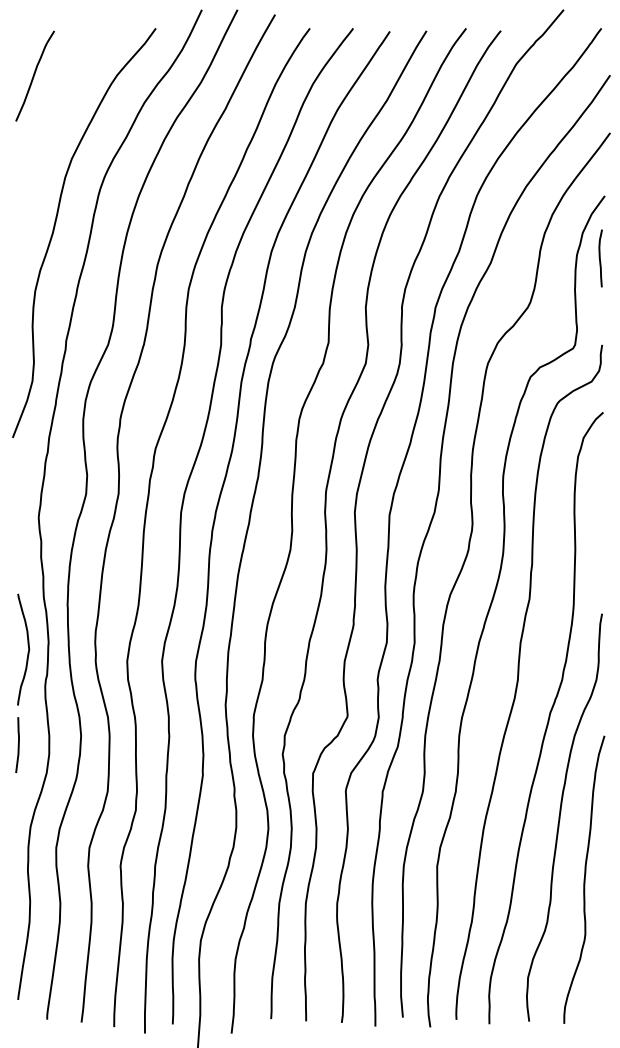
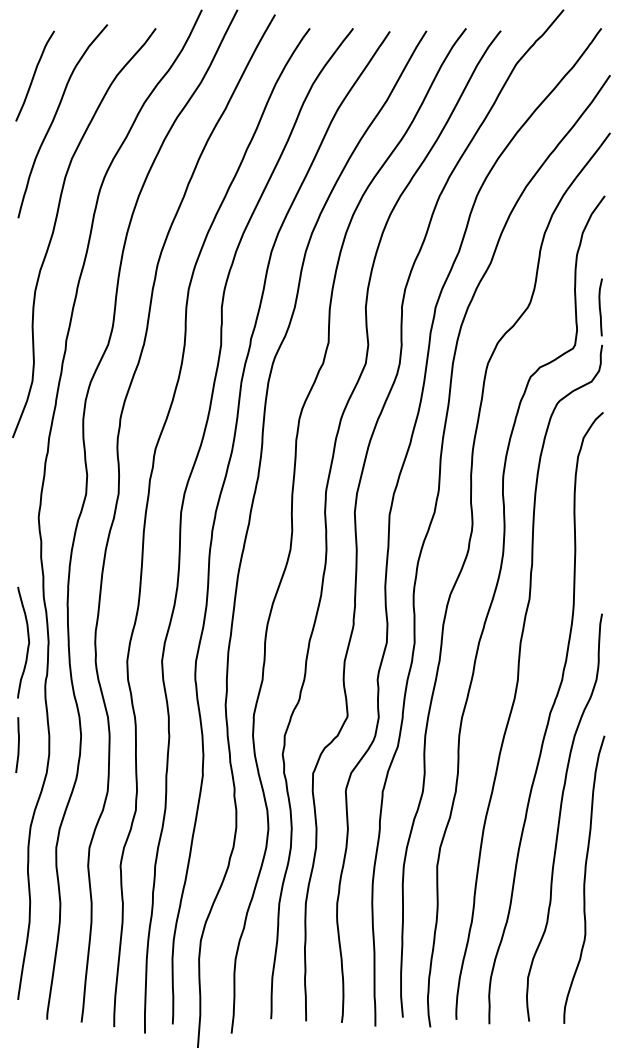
curve: none -> present (55, 117)
curve position: (600, 258) -> (600, 307) (600, 307)
curve position: (28, 649) -> (28, 642) (28, 642)
